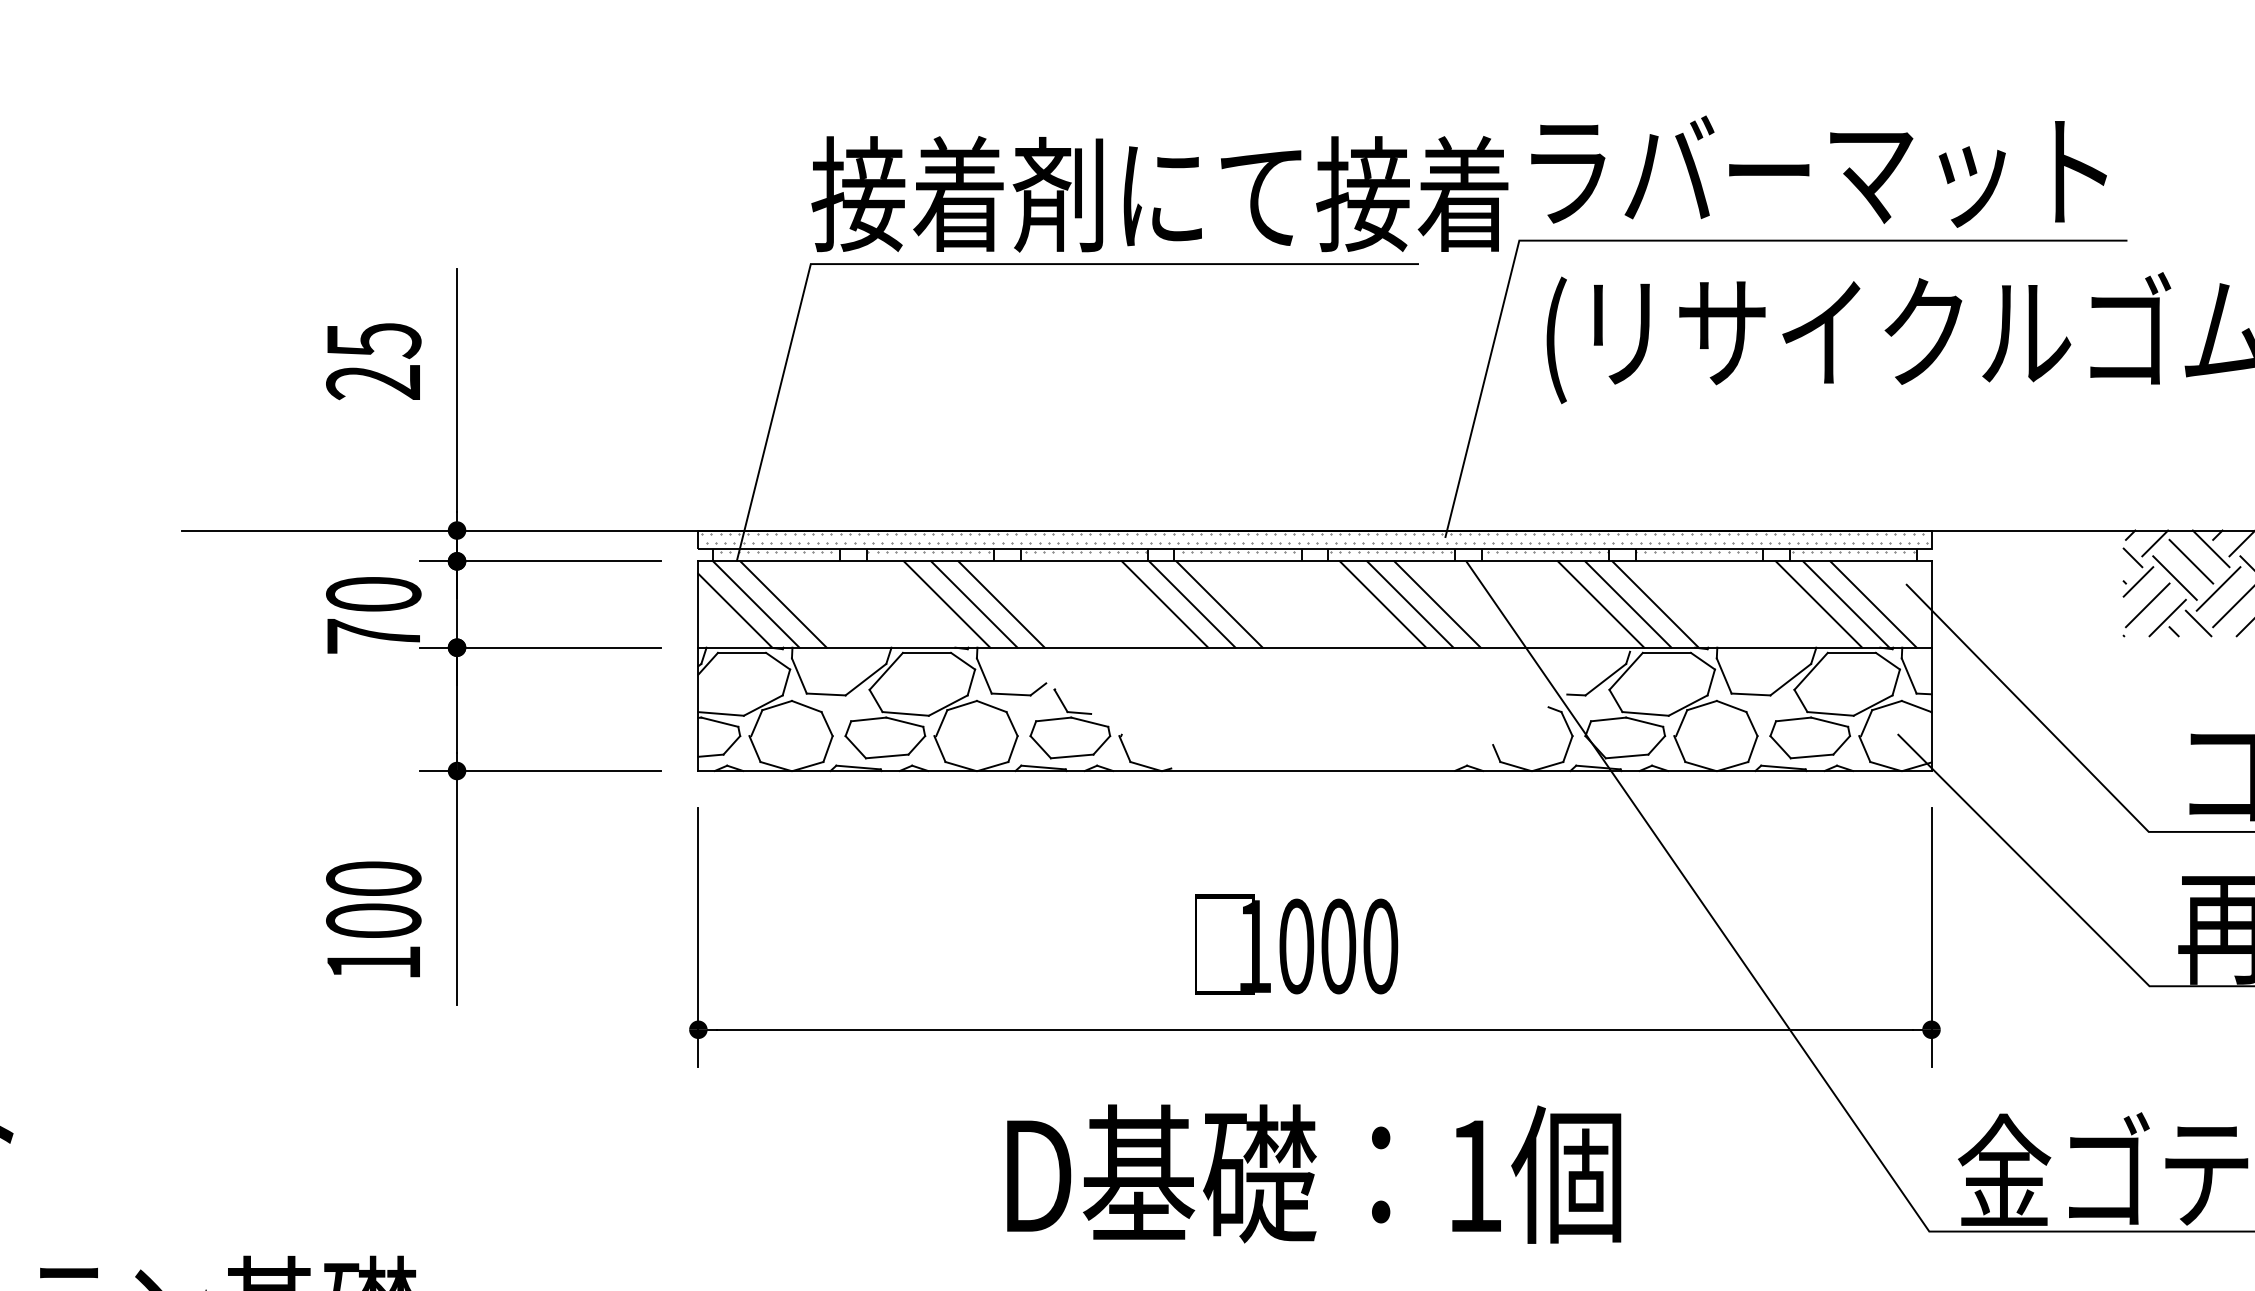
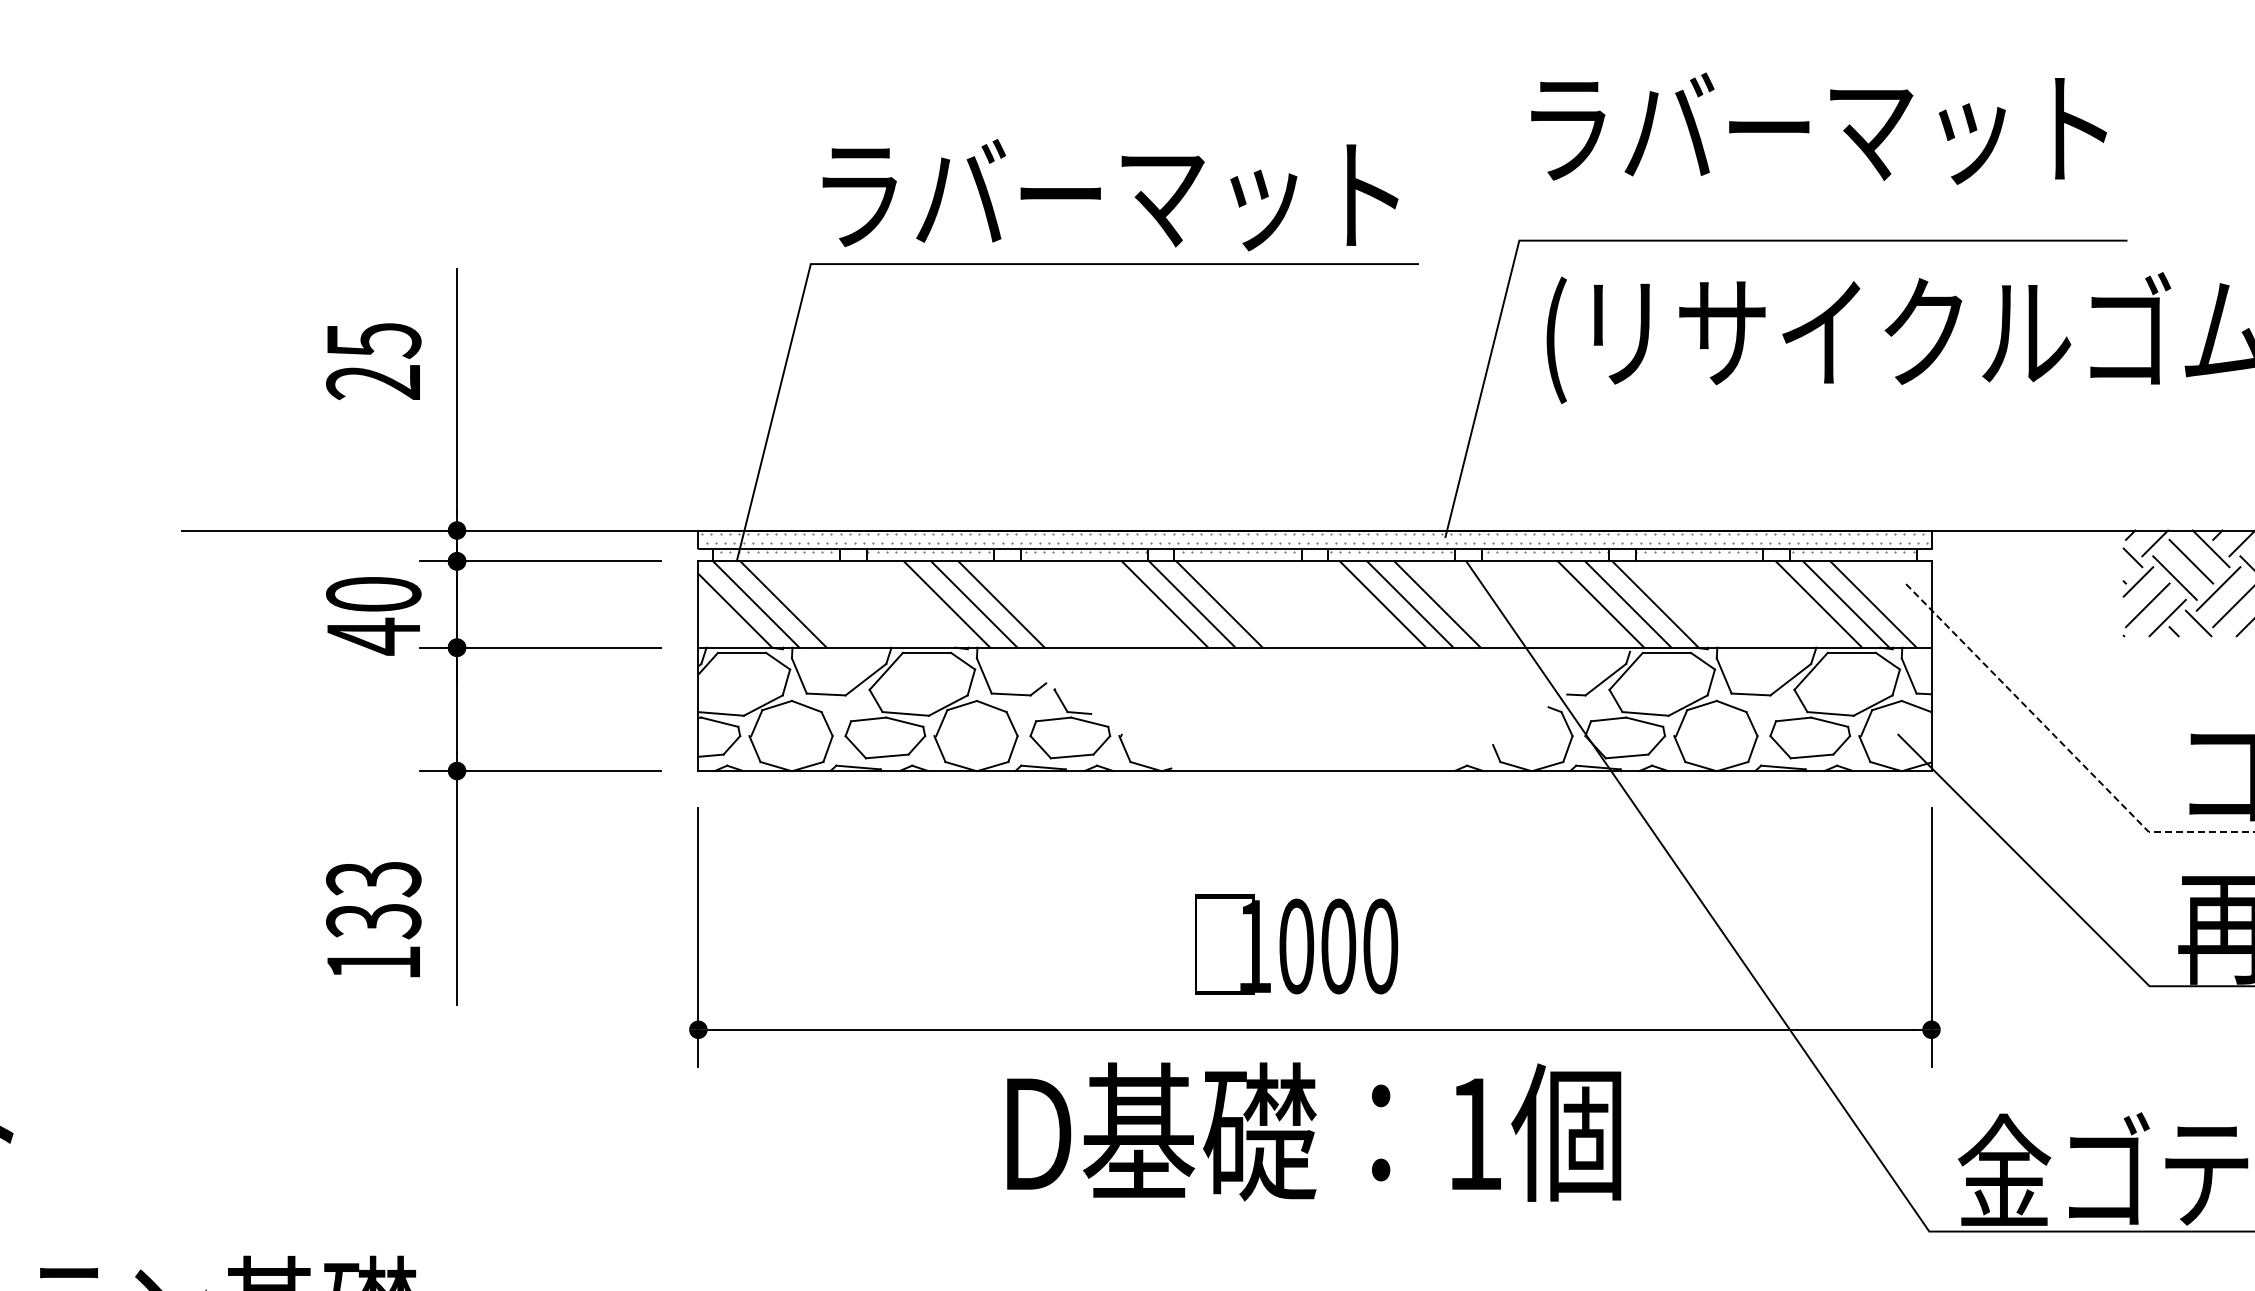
text position: (1818, 171) -> (1818, 128) (1818, 128)
text: 接着剤にて接着 -> ラバーマット (1159, 194)
text: 70 -> 40 (373, 636)
line: solid -> dashed (2064, 746)
text: 100 -> 133 (373, 900)
text position: (1314, 1173) -> (1314, 1131) (1314, 1131)
